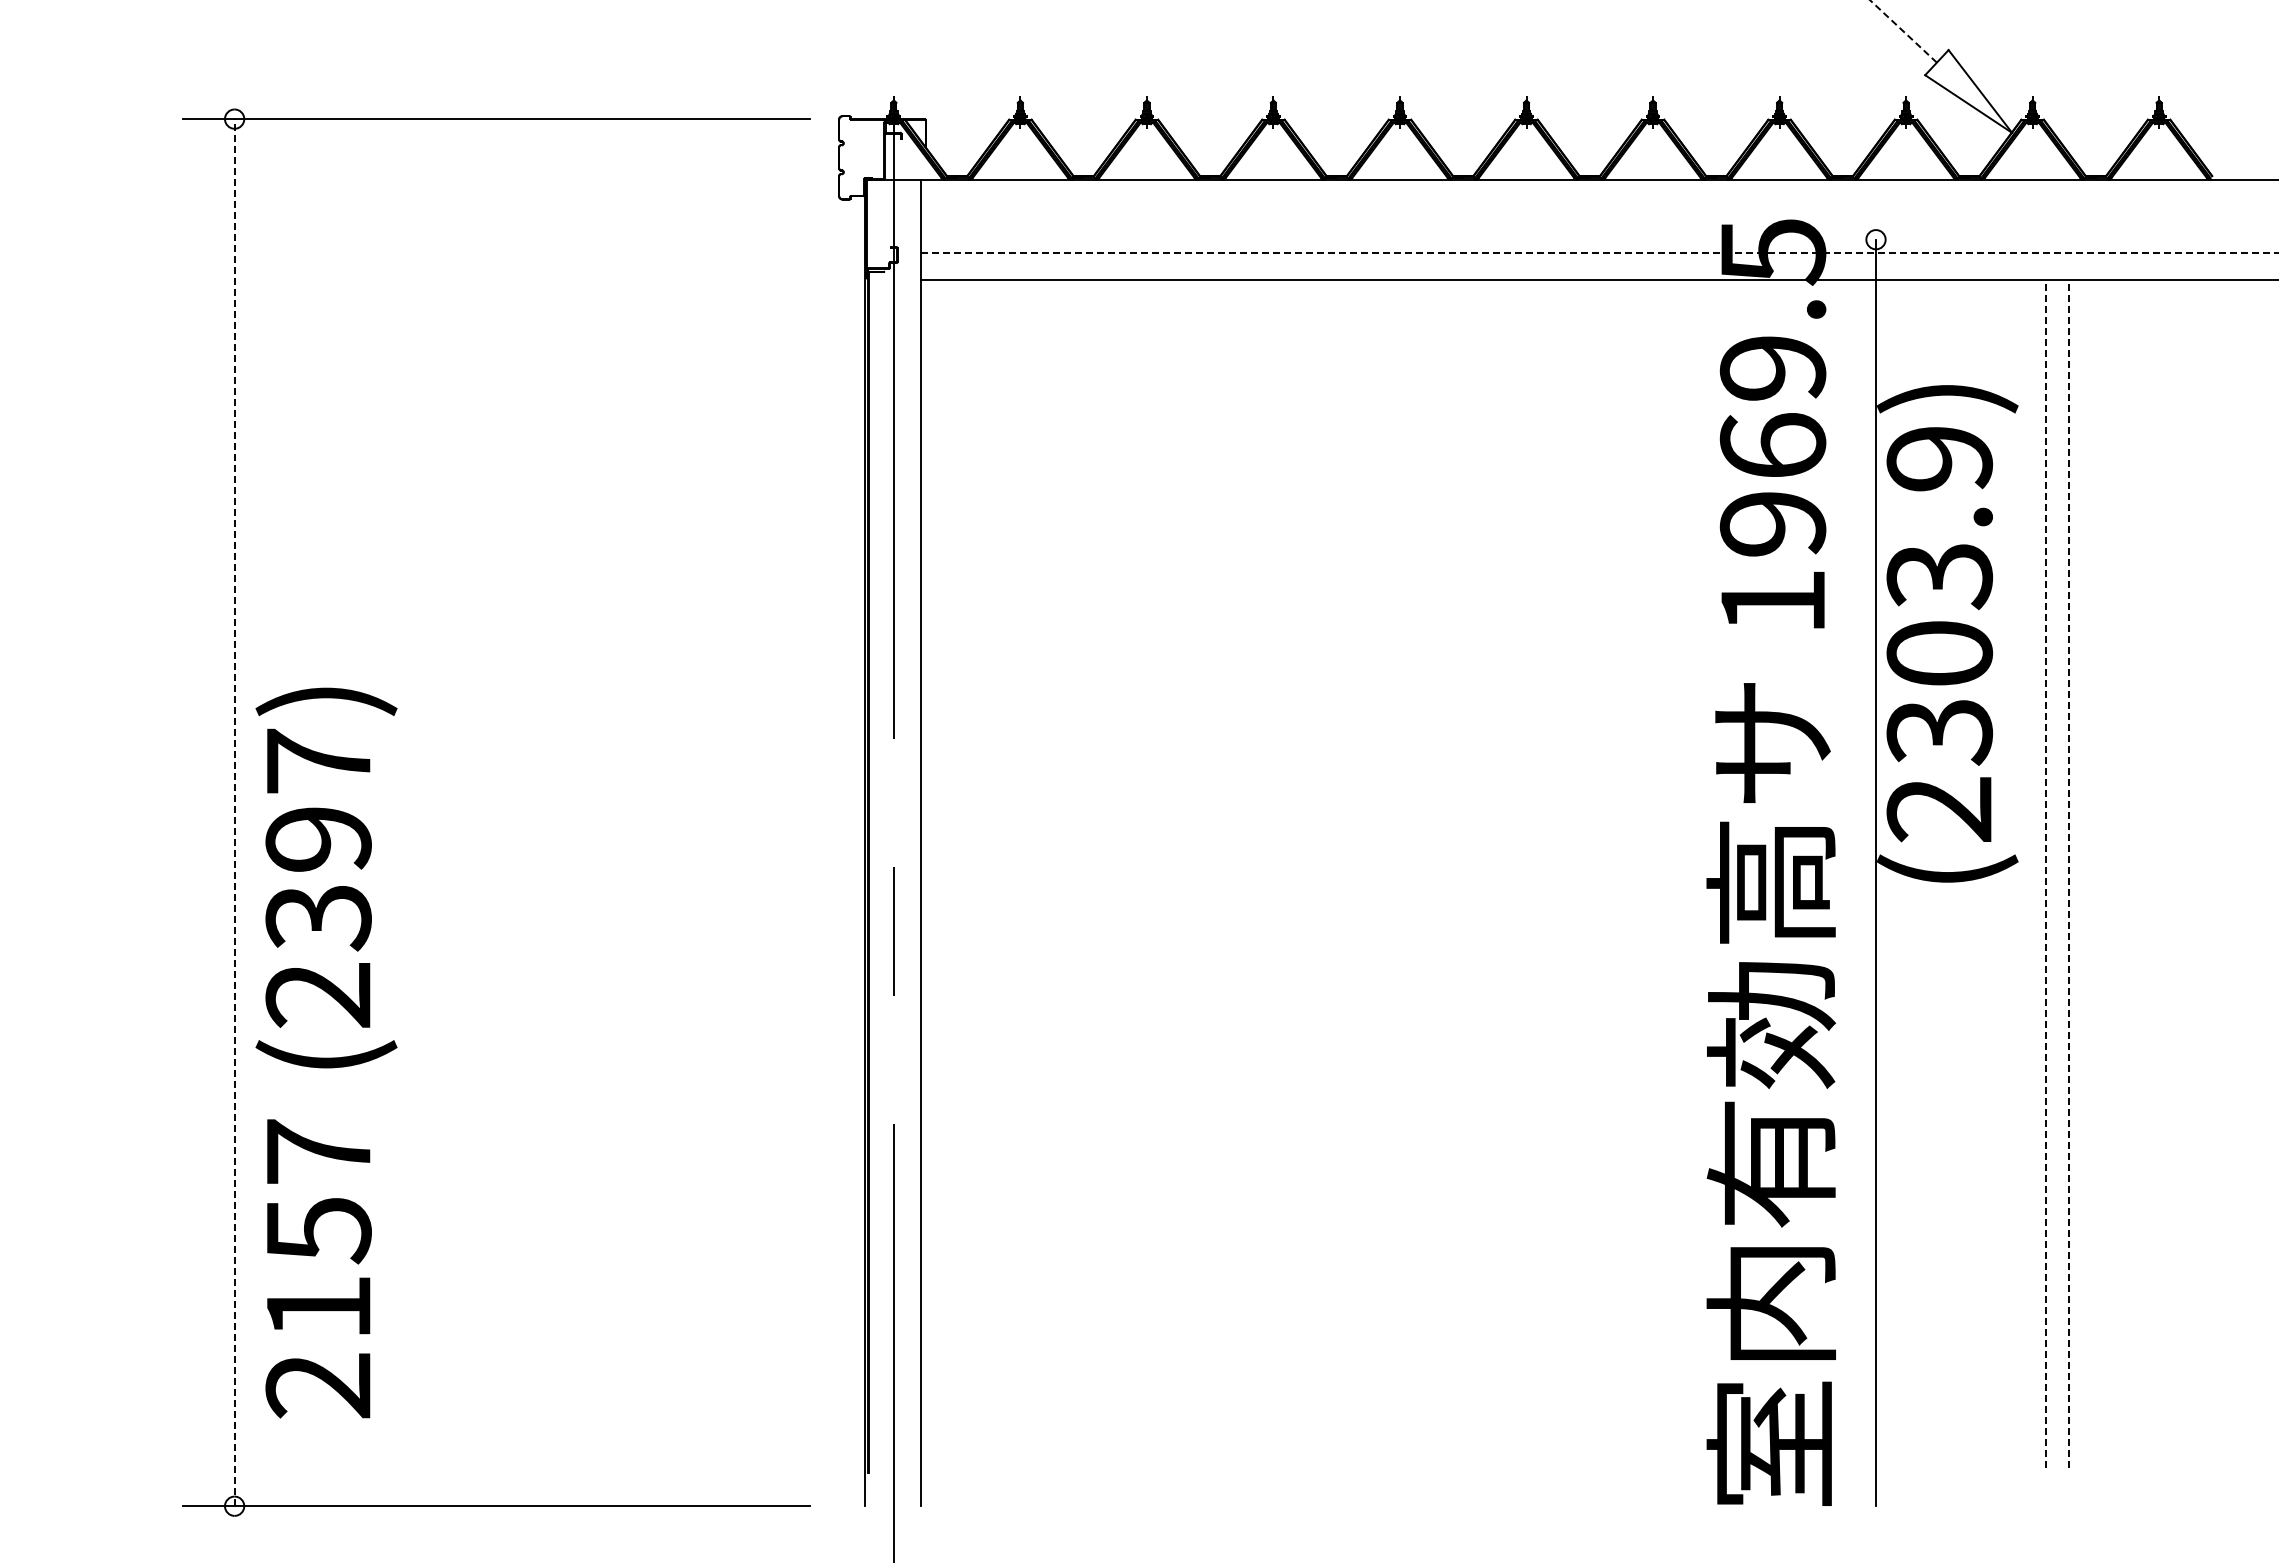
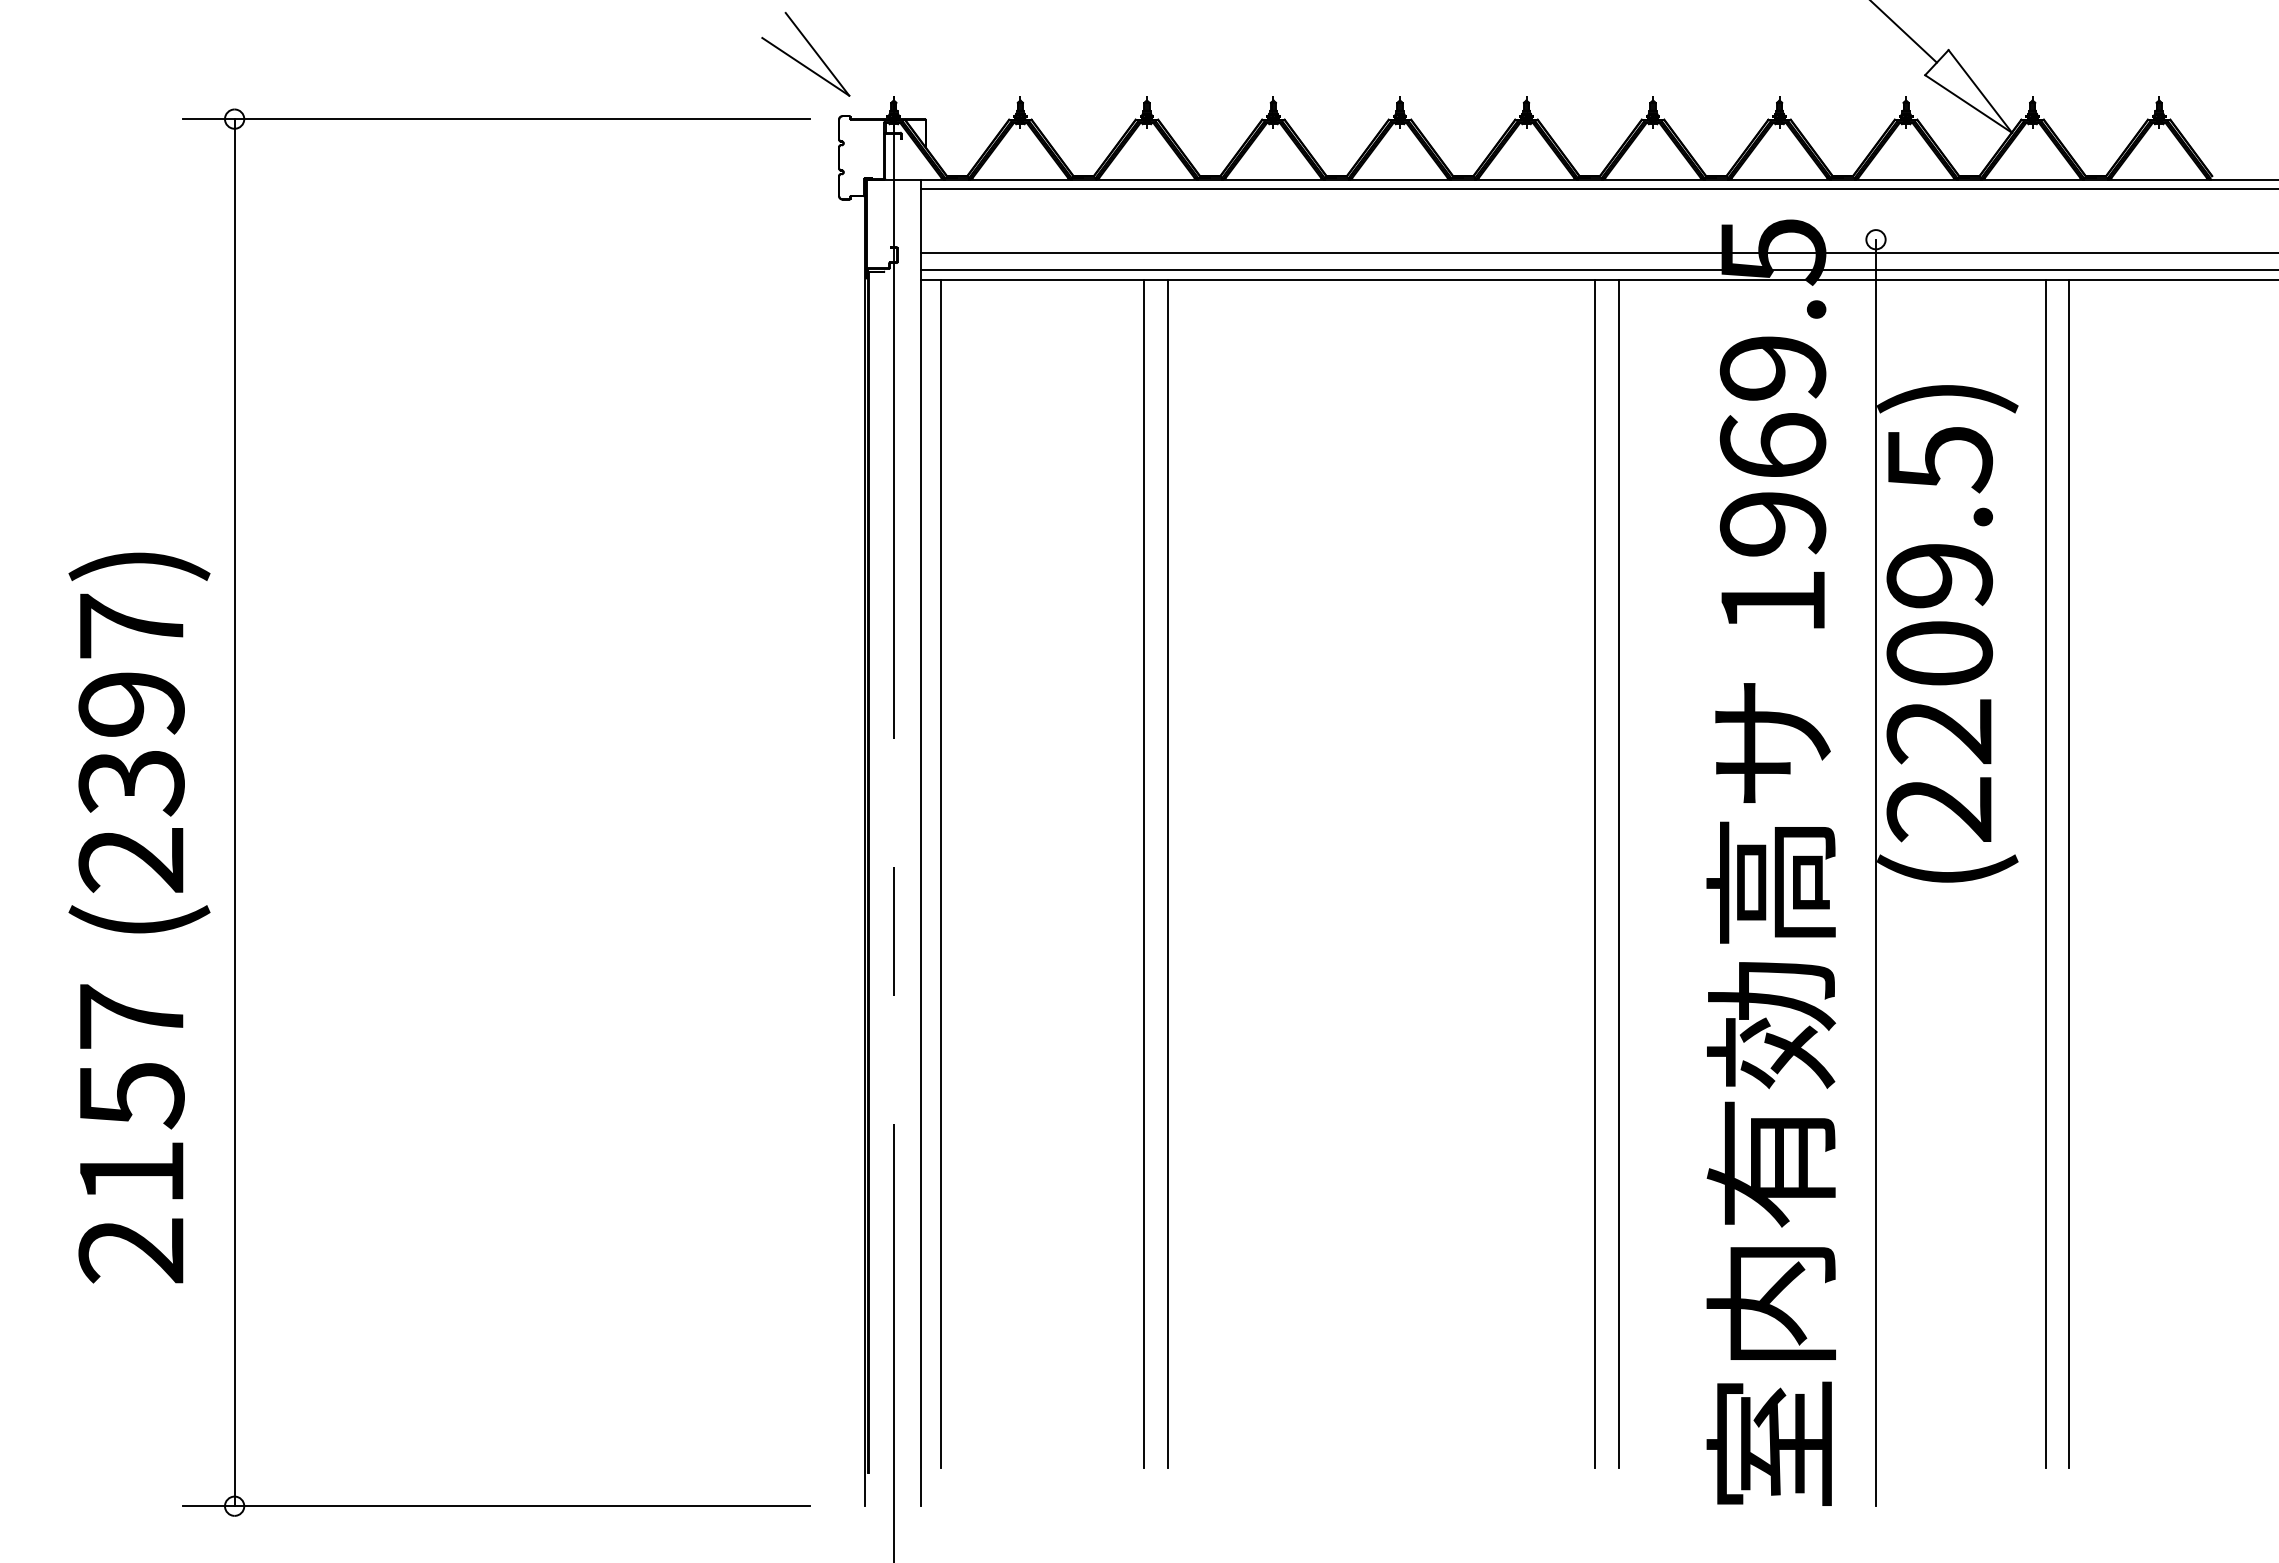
line: dashed -> solid (1903, 31)
part: none -> present (811, 48)
line: none -> present (1598, 188)
line: dashed -> solid (1599, 252)
line: none -> present (1598, 270)
text: (2303.9) -> (2209.5) (1939, 596)
line: dashed -> solid (234, 812)
line: none -> present (940, 873)
line: none -> present (1144, 873)
line: none -> present (1167, 873)
line: none -> present (1594, 873)
line: none -> present (1618, 873)
line: dashed -> solid (2045, 873)
line: dashed -> solid (2069, 873)
text position: (326, 1052) -> (139, 917) (139, 917)
